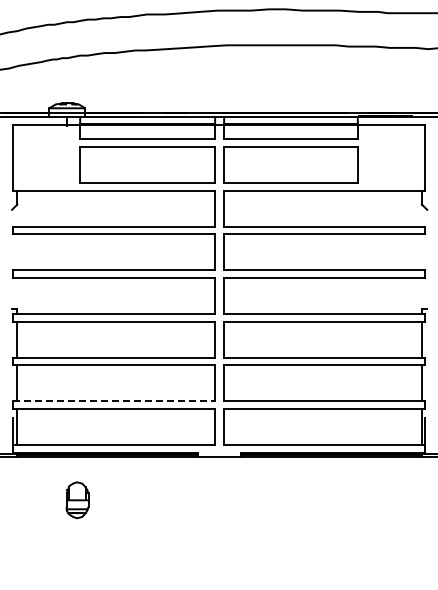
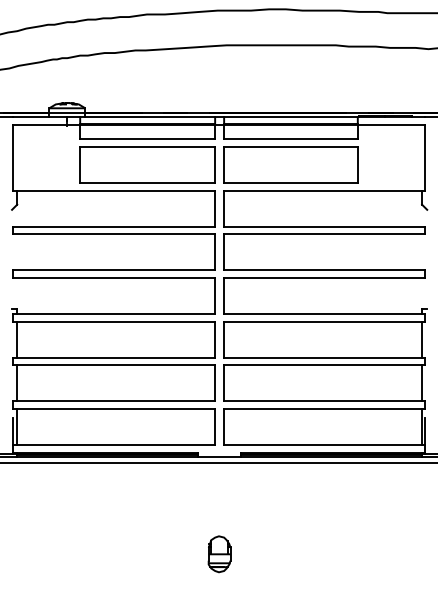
line: dashed -> solid (114, 401)
line: none -> present (218, 463)
part position: (77, 500) -> (219, 554) (219, 554)
